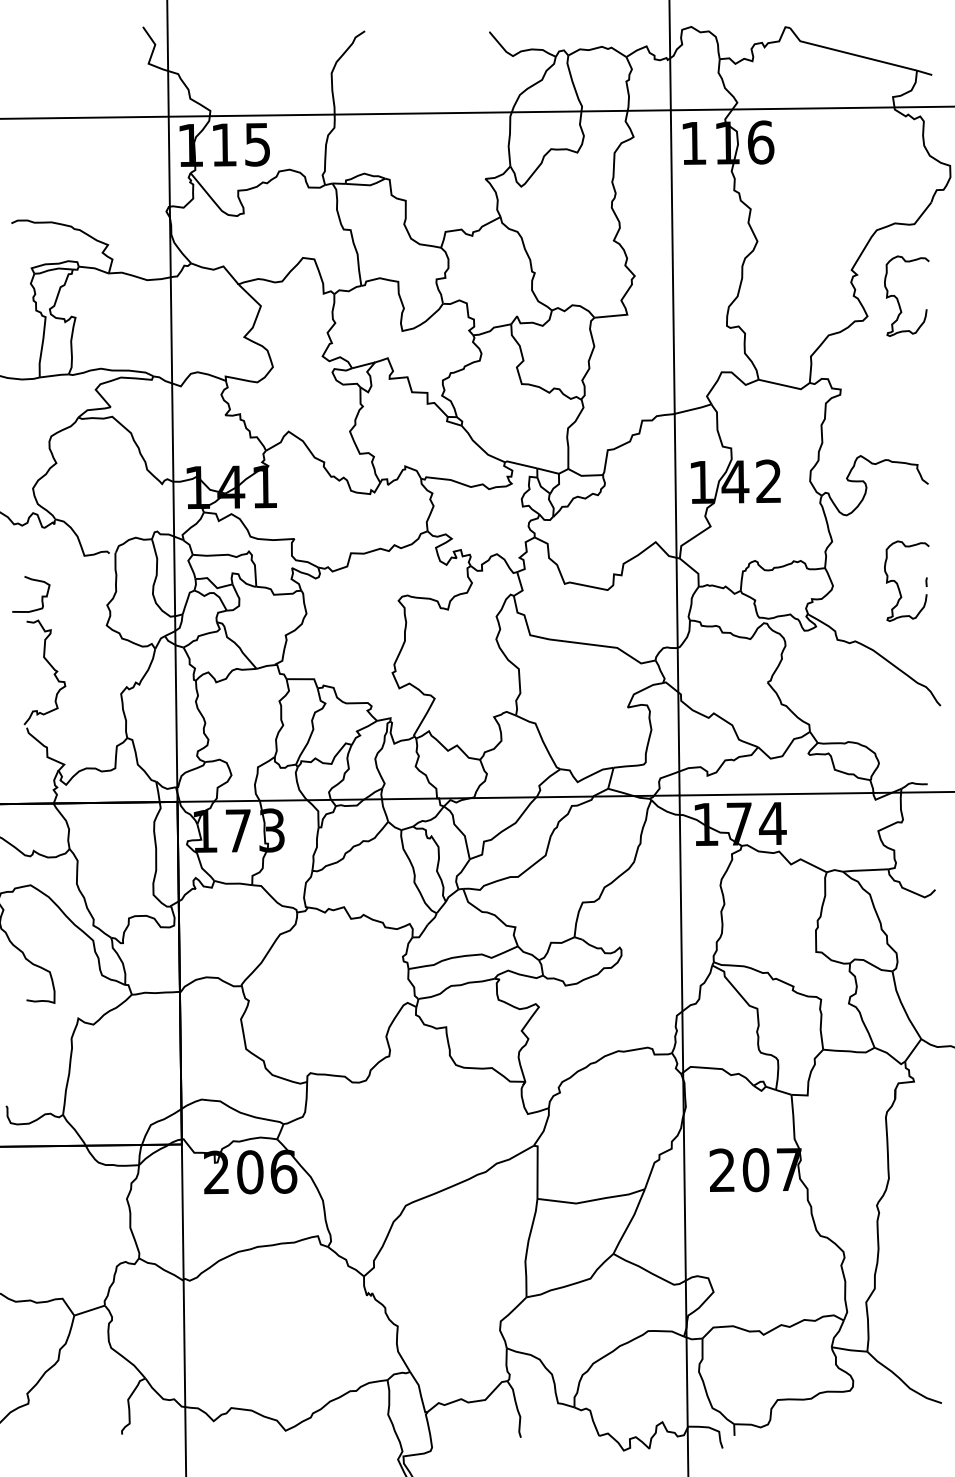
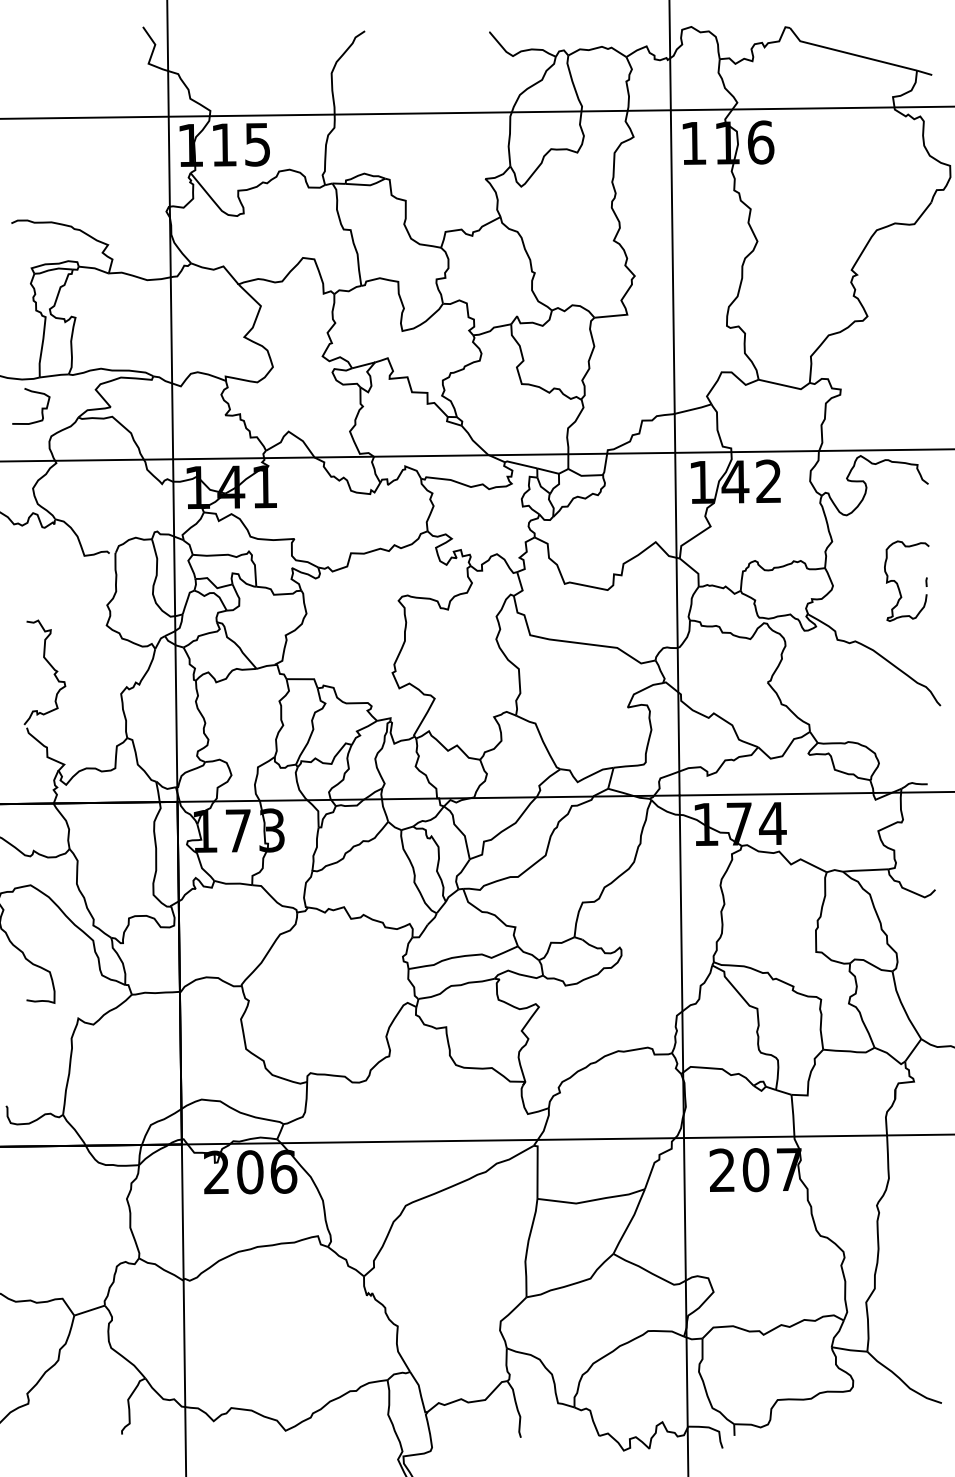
curve: present -> none (898, 299)
line: none -> present (476, 455)
curve position: (41, 595) -> (41, 407) (41, 407)
line: none -> present (476, 1140)
